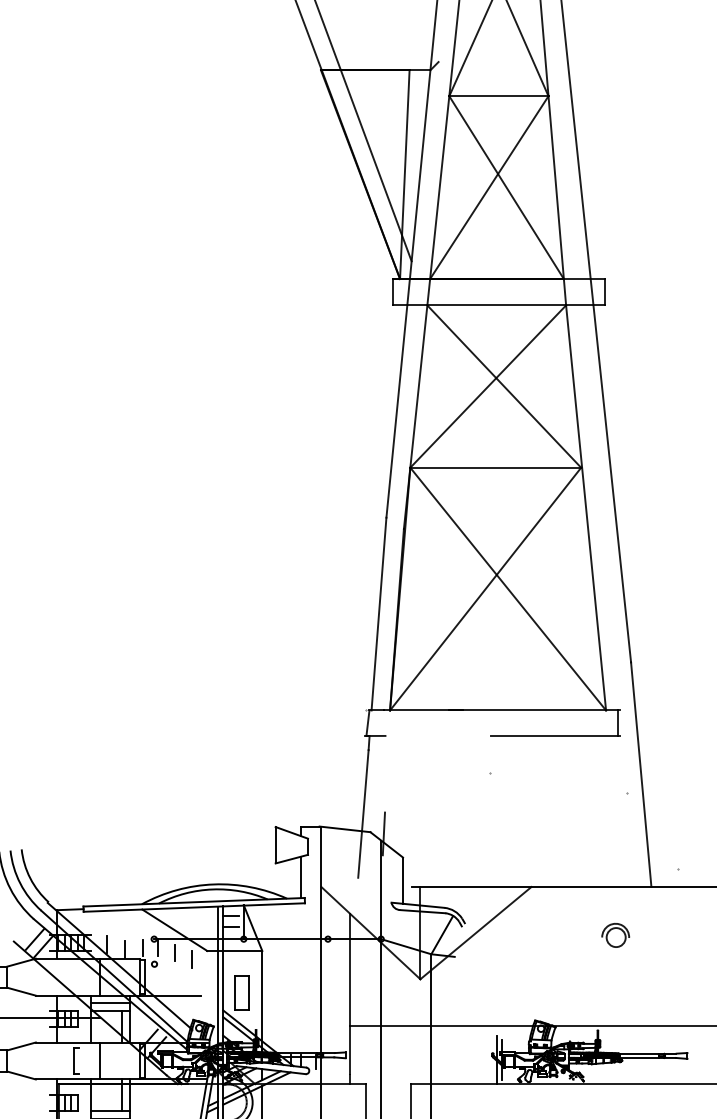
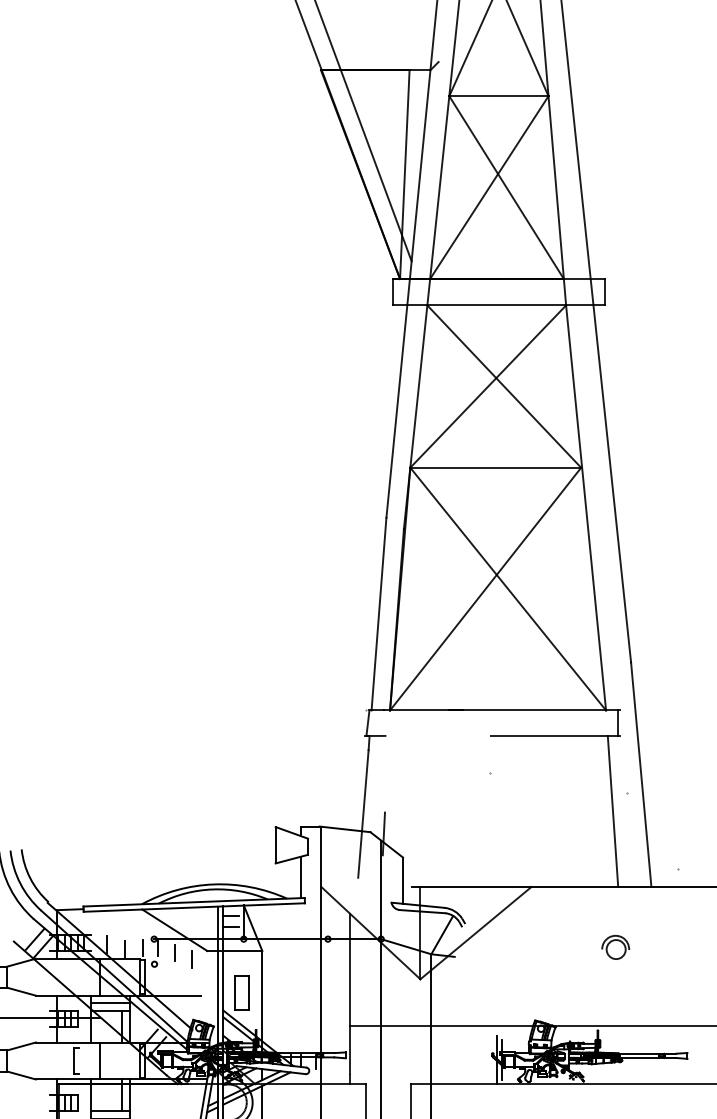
line: none -> present (612, 811)
part position: (615, 935) -> (615, 947) (615, 947)
